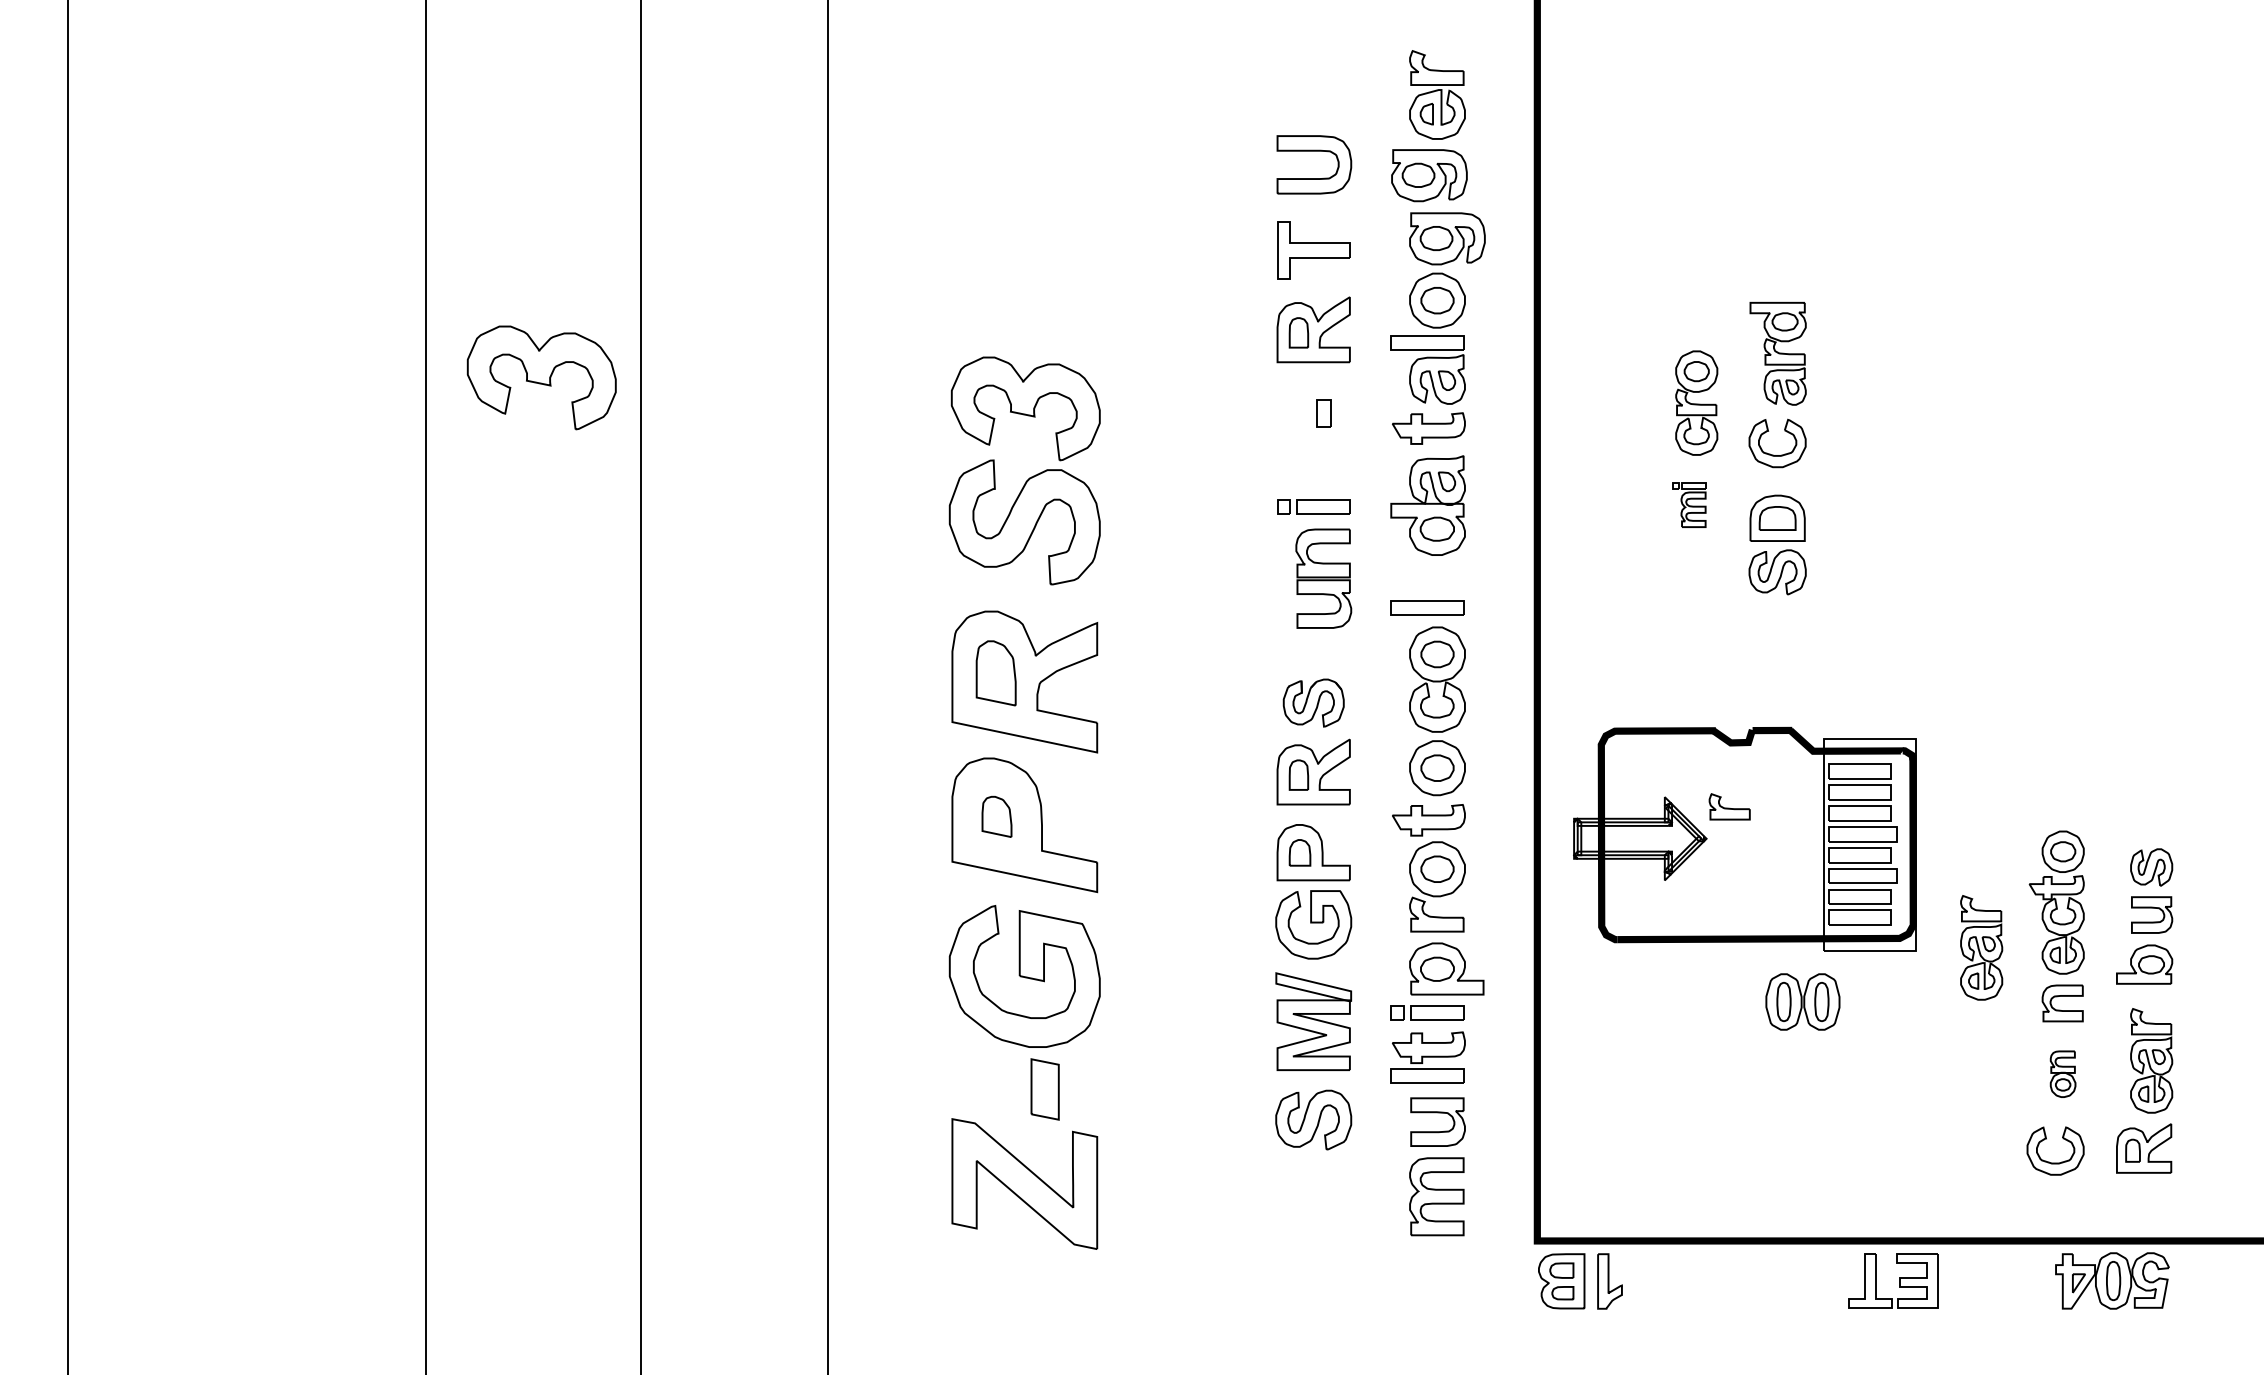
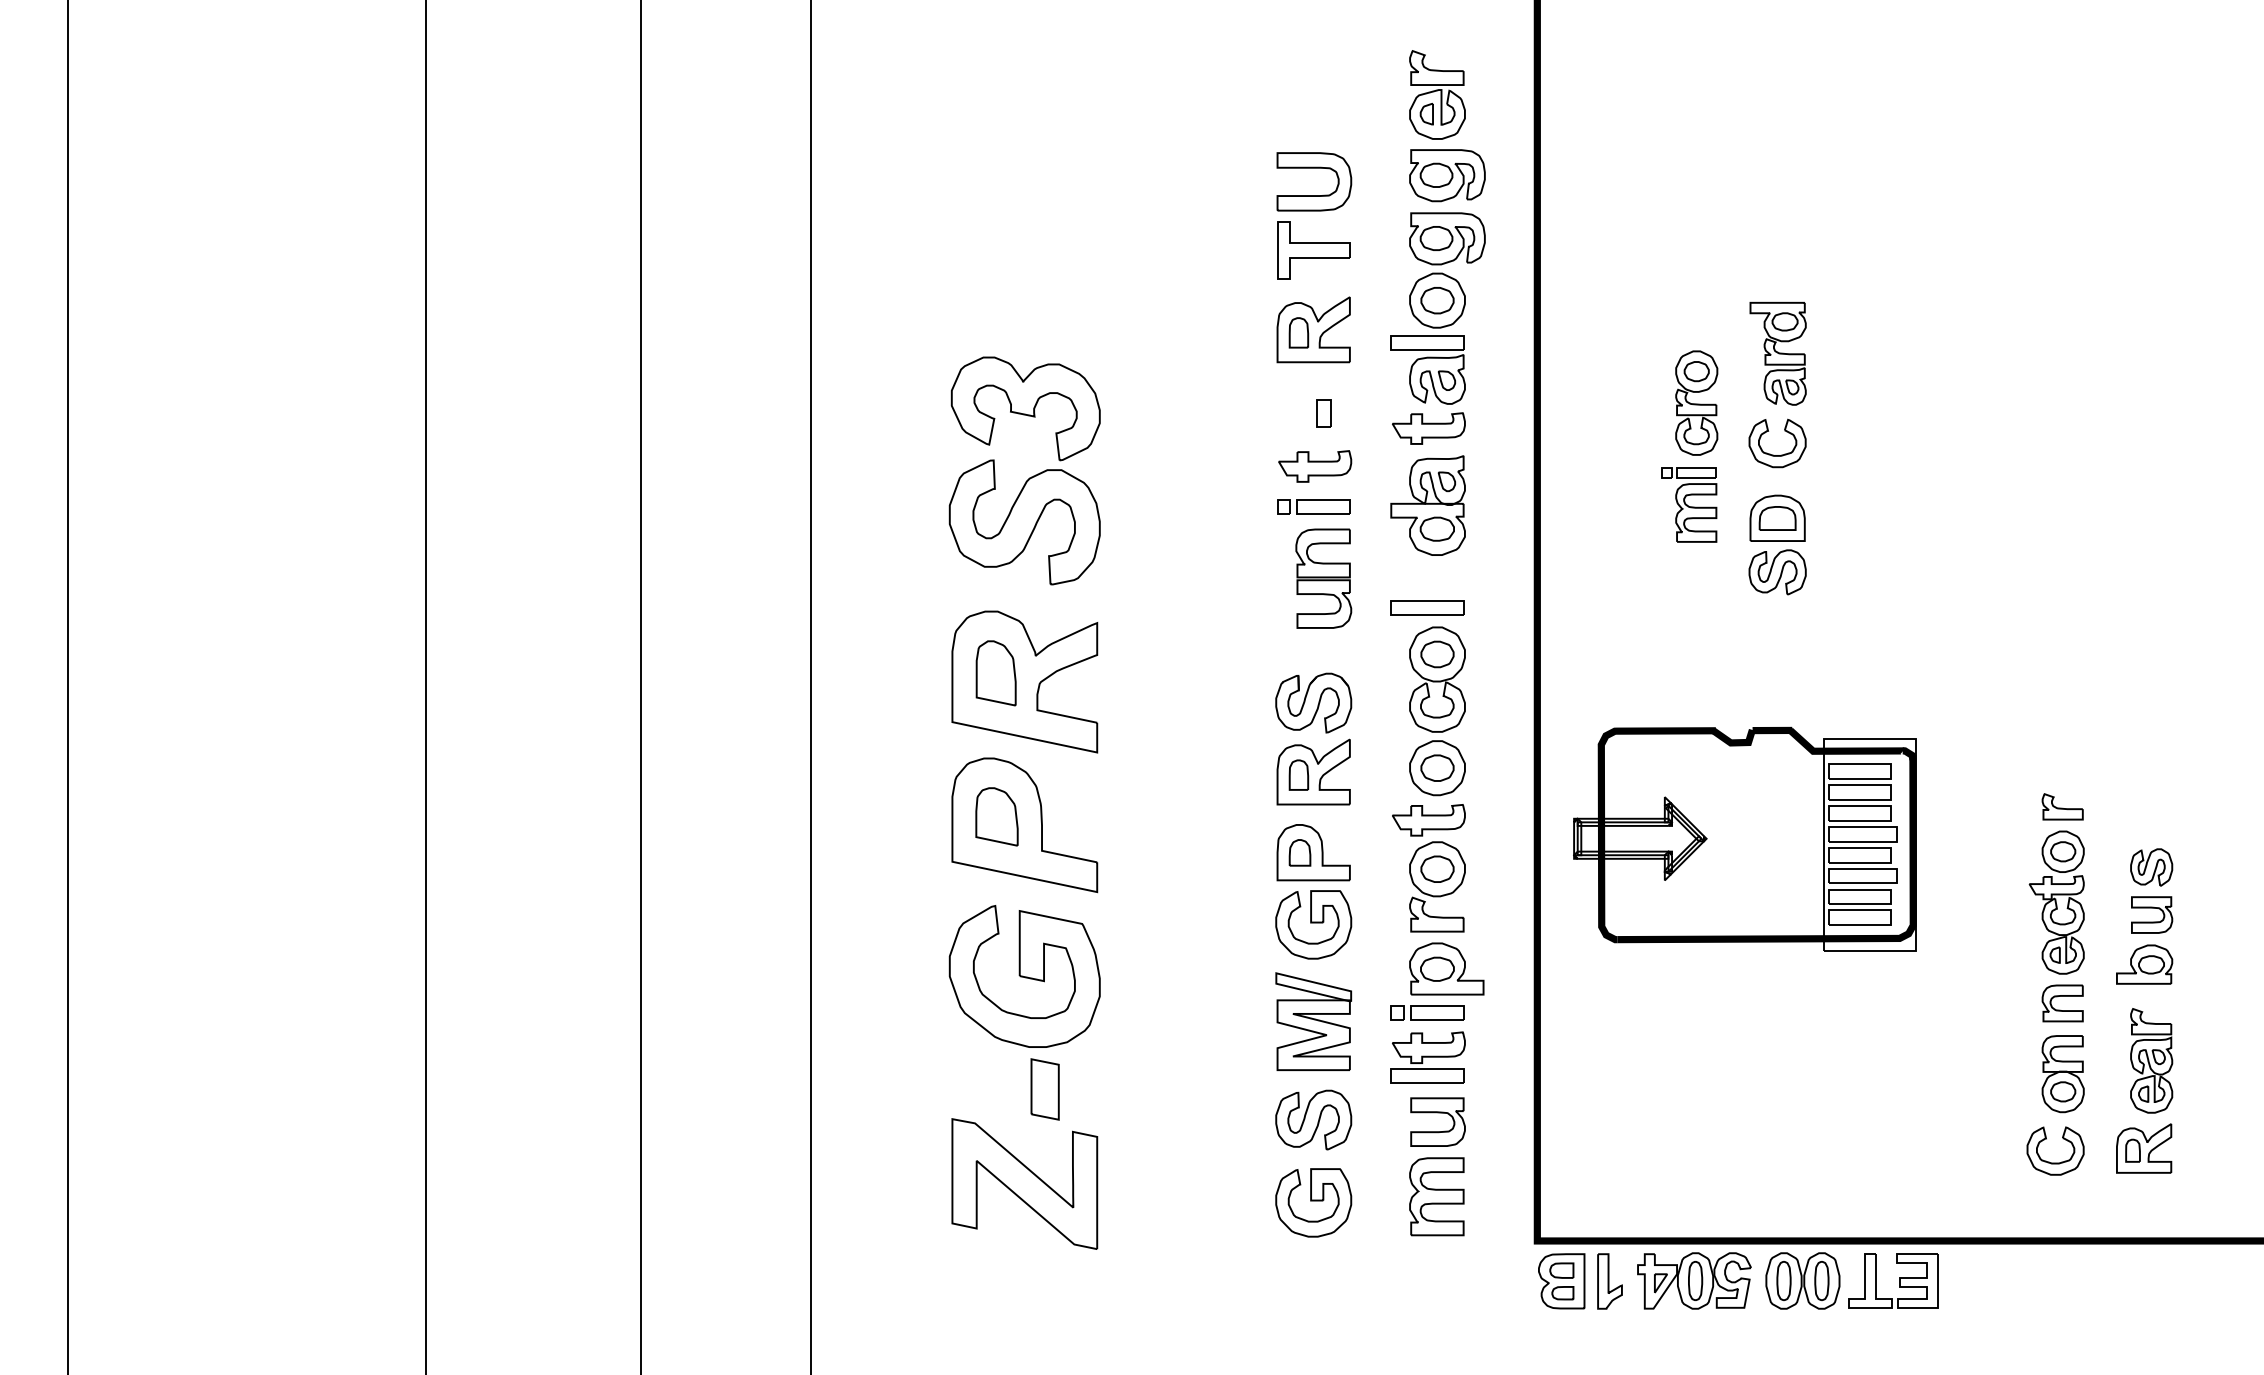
part position: (1314, 151) -> (1314, 168) (1314, 168)
part position: (1429, 175) -> (1447, 175) (1447, 175)
part: present -> none (541, 377)
part: none -> present (1315, 466)
part size: 35x46 px -> 57x76 px (1689, 504)
line position: (828, 686) -> (811, 686) (811, 686)
part size: 63x50 px -> 78x62 px (1313, 702)
part position: (1729, 806) -> (2062, 806) (2062, 806)
part size: 32x43 px -> 44x60 px (996, 816)
part: present -> none (1981, 947)
part position: (1802, 1001) -> (1802, 1280) (1802, 1280)
part size: 28x48 px -> 44x79 px (2062, 1074)
part: none -> present (1313, 1202)
part position: (2112, 1280) -> (1694, 1280) (1694, 1280)
